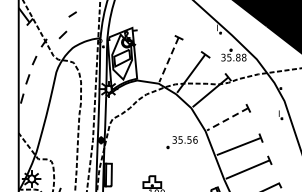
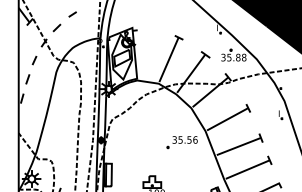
line position: (62, 34) -> (56, 27) (56, 27)
line: dashed -> solid (168, 60)
line: dashed -> solid (227, 119)
